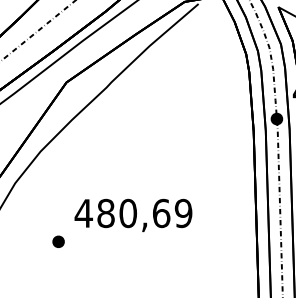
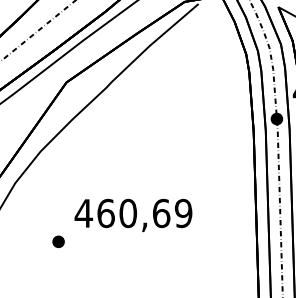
text: 480,69 -> 460,69 (105, 212)
